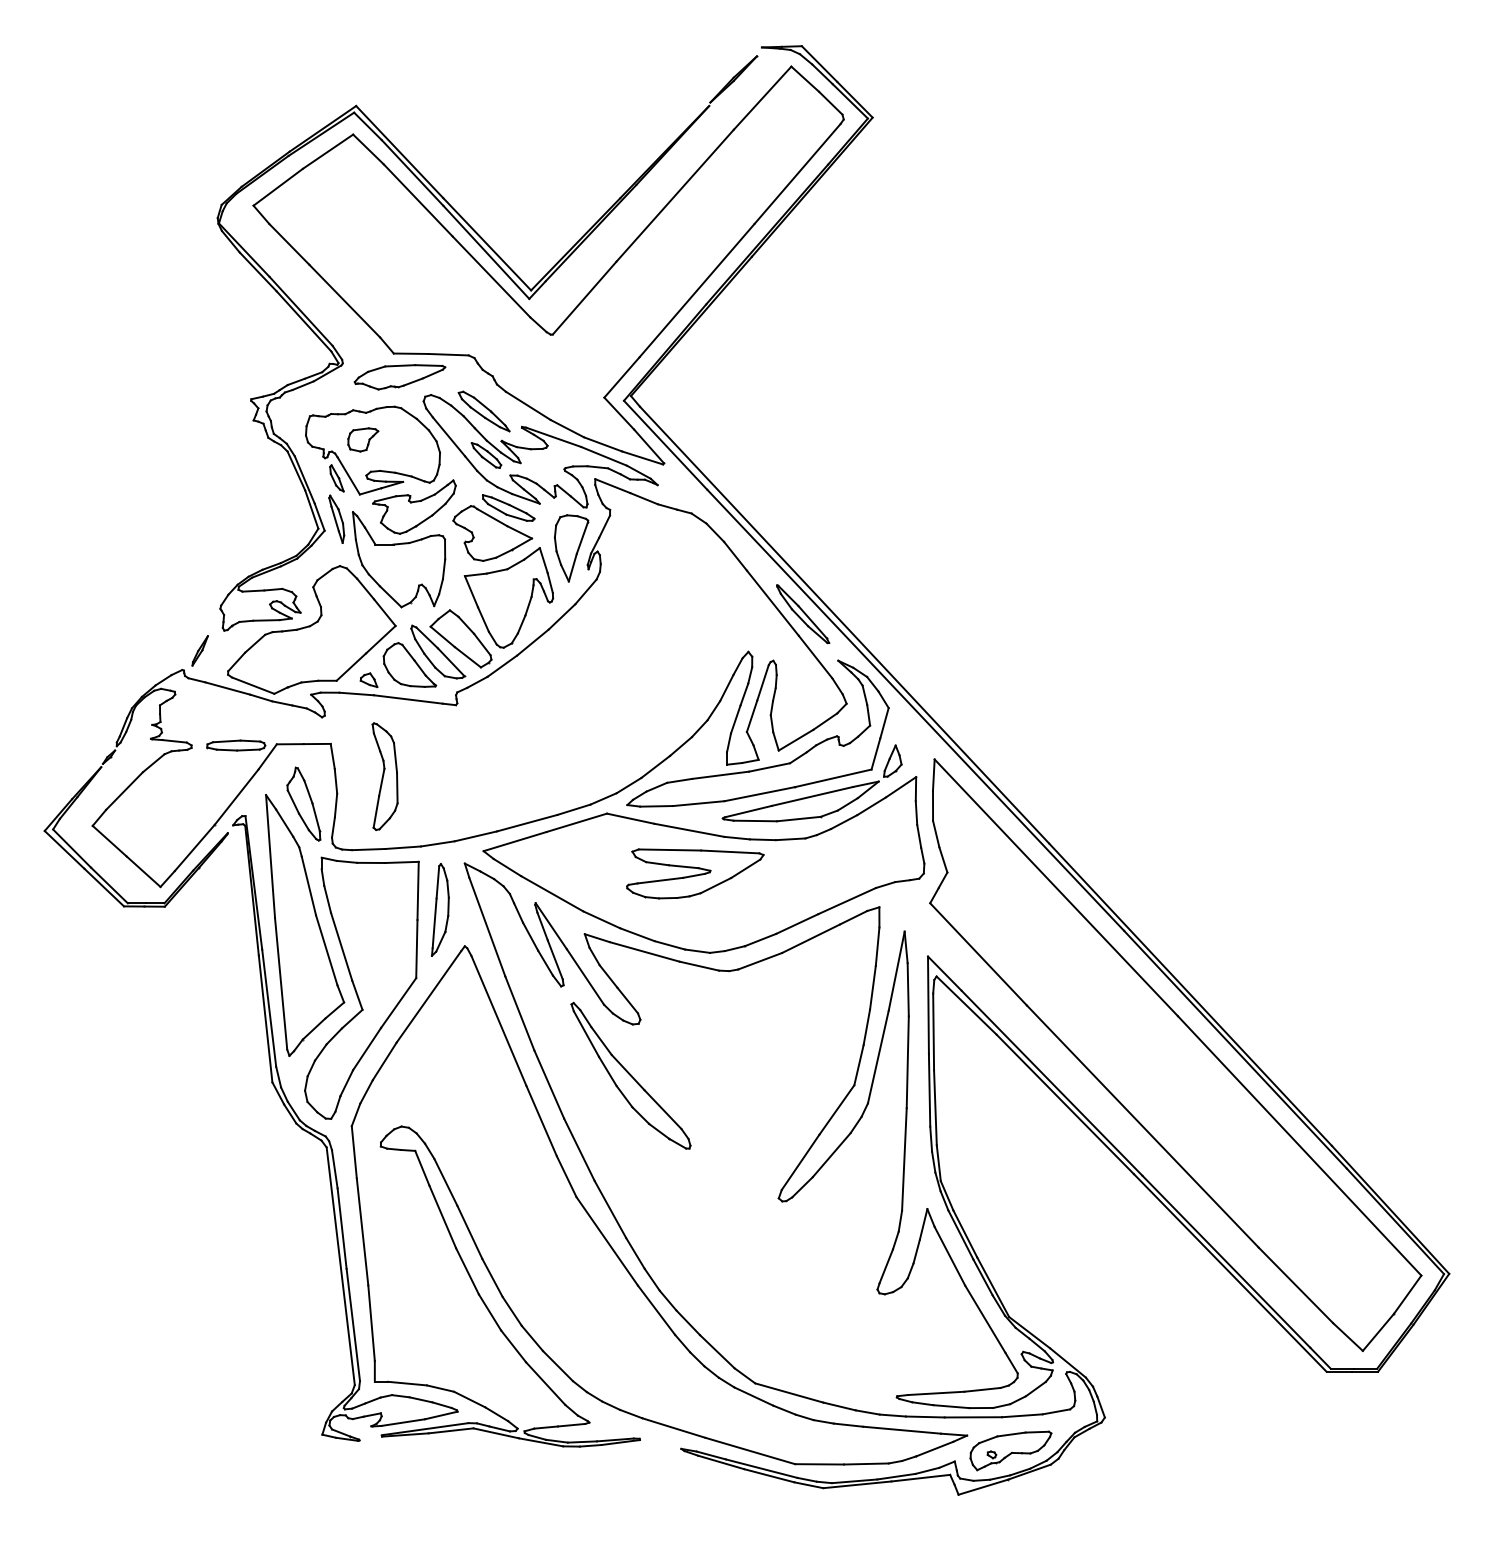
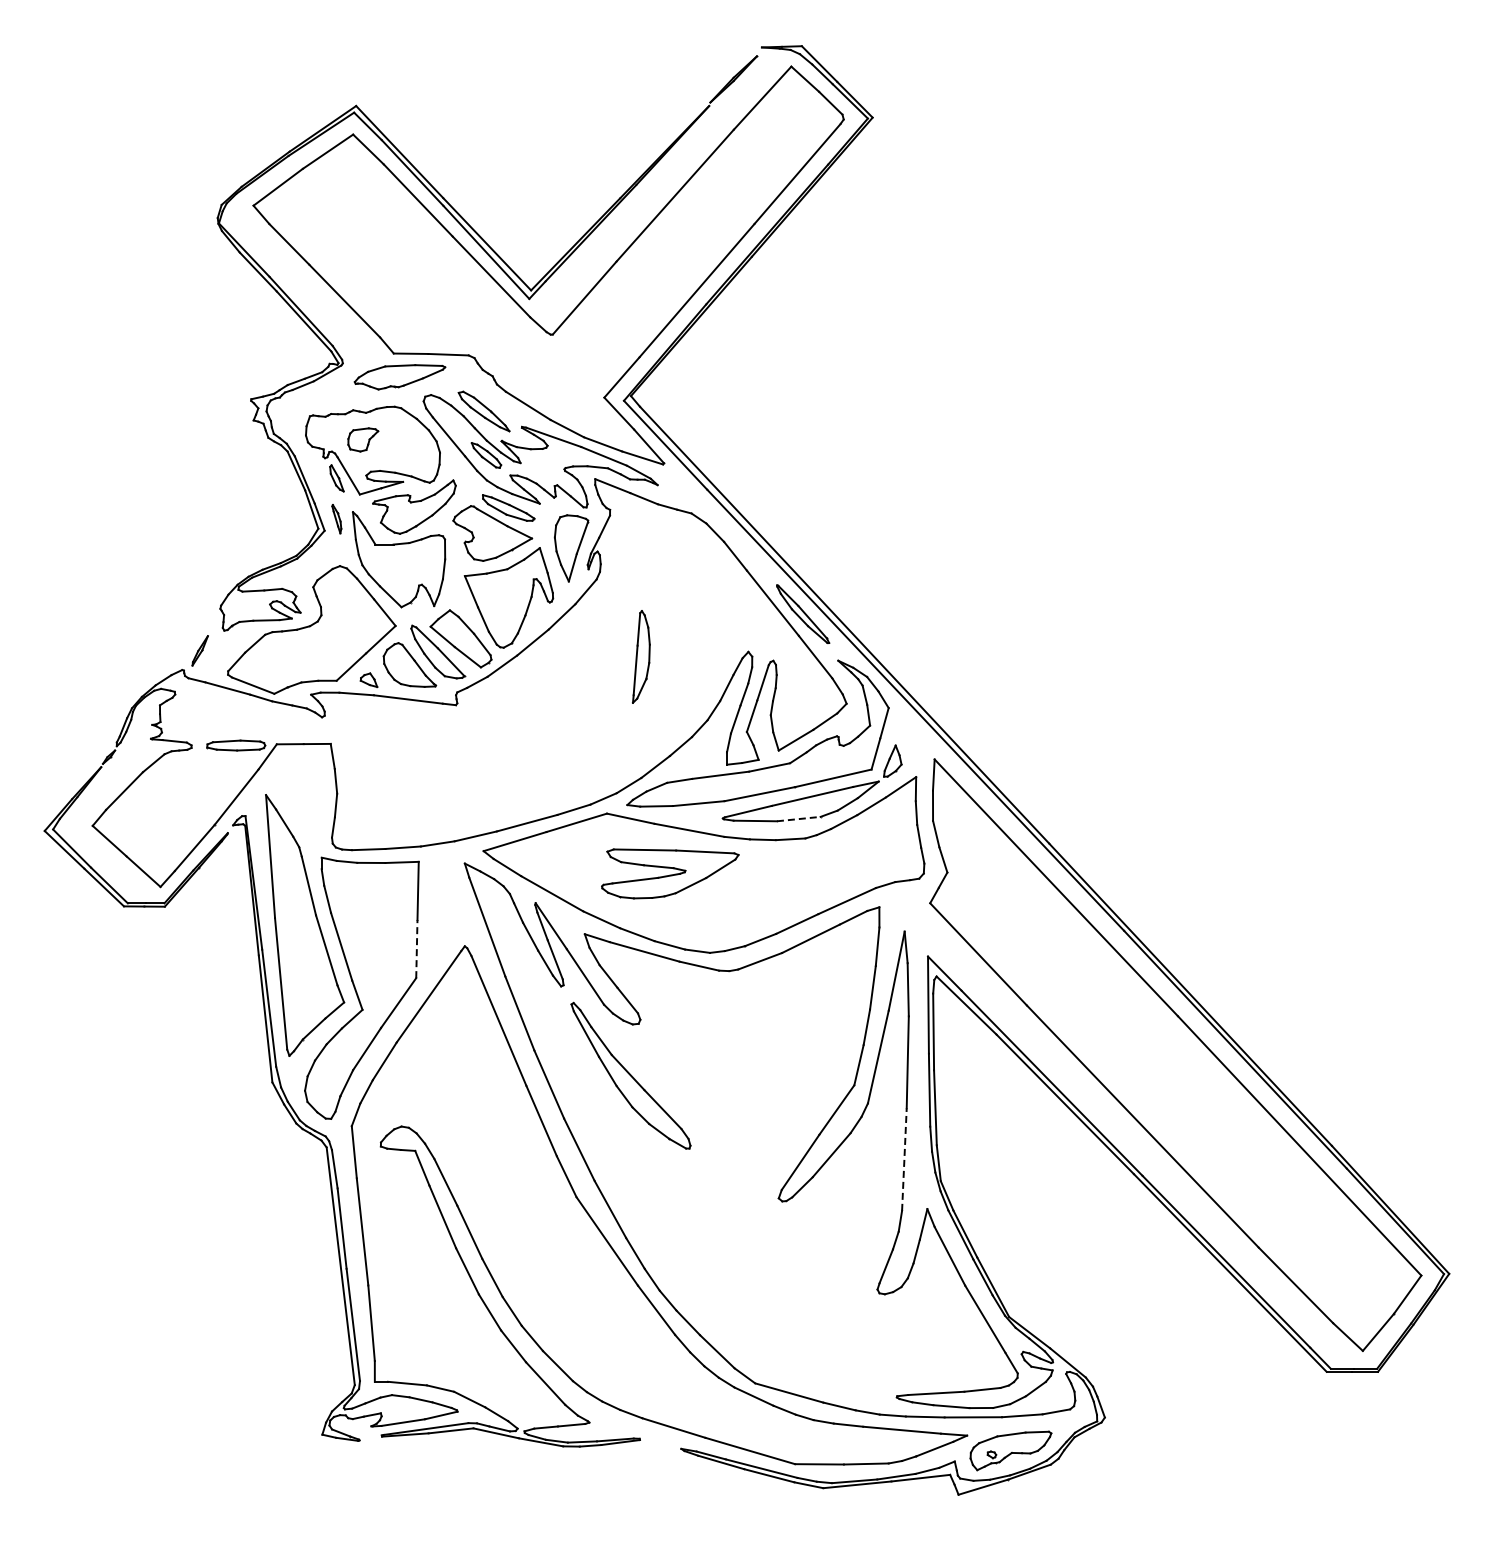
part size: 18x50 px -> 12x31 px (336, 519)
part: present -> none (384, 776)
part: present -> none (303, 803)
line: solid -> dashed (798, 819)
part position: (695, 873) -> (670, 873) (670, 873)
part position: (440, 909) -> (641, 656) (641, 656)
line: solid -> dashed (416, 948)
line: solid -> dashed (904, 1159)
